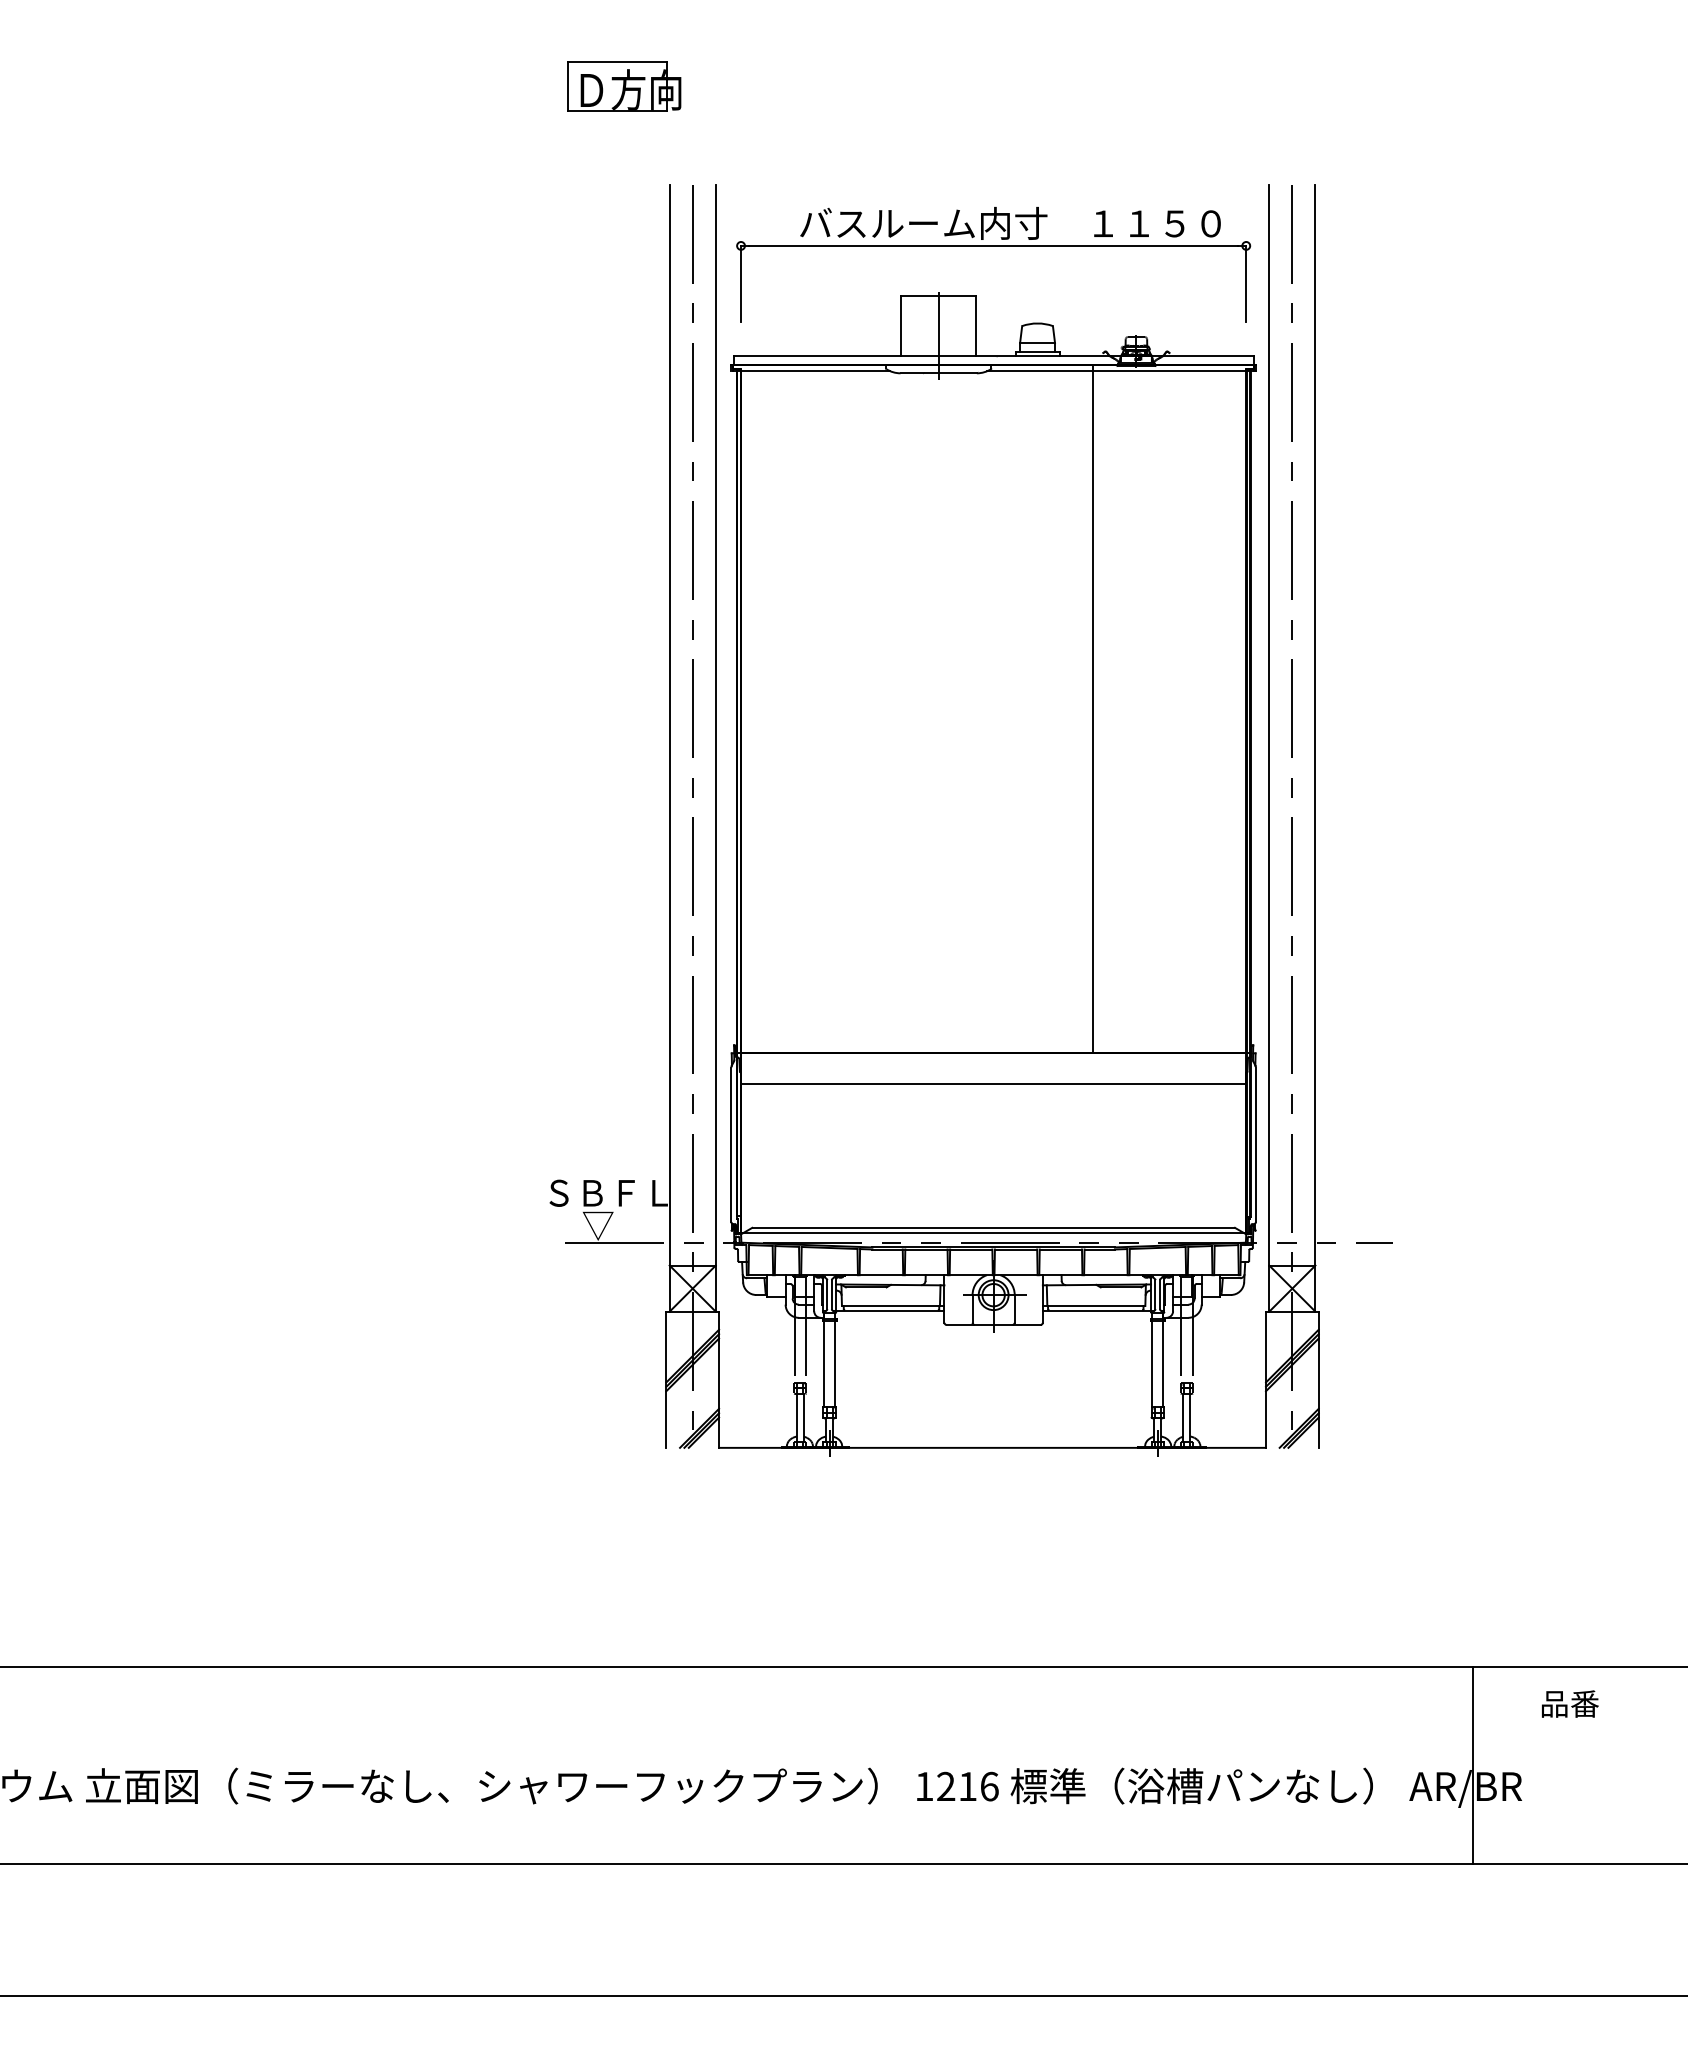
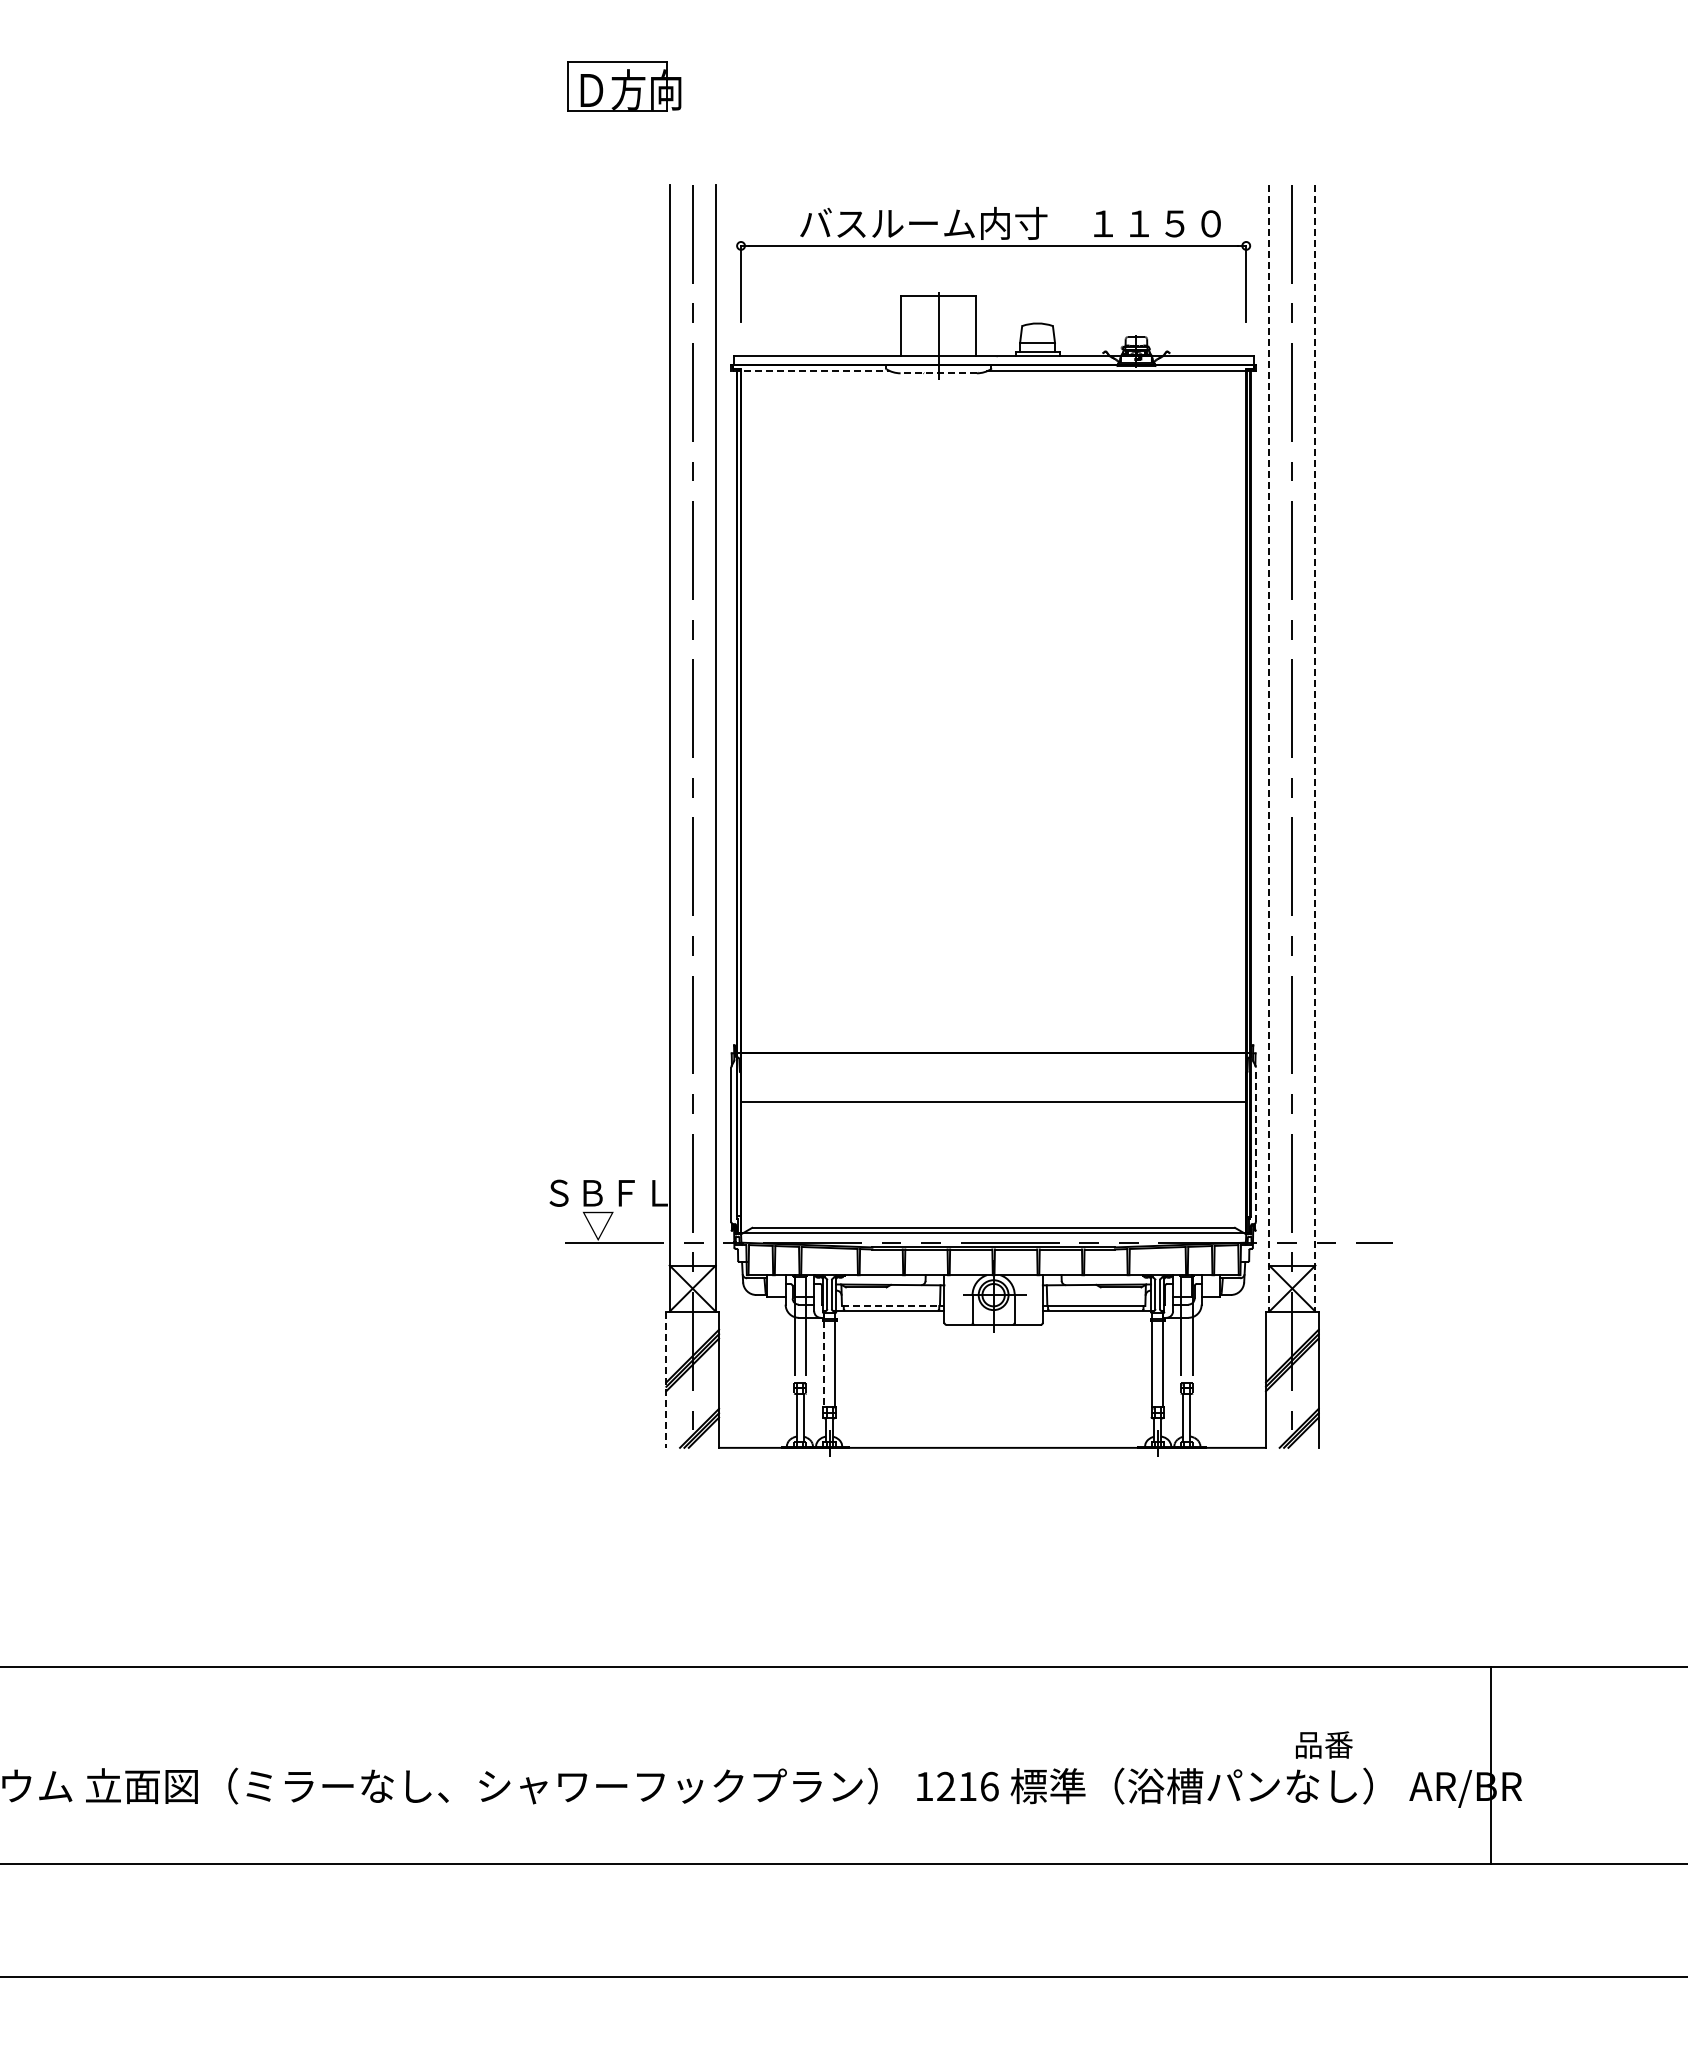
line: solid -> dashed (812, 371)
line: solid -> dashed (938, 373)
line: present -> none (1092, 708)
line: solid -> dashed (1269, 748)
line: solid -> dashed (1315, 748)
line position: (993, 1084) -> (993, 1102) (993, 1102)
line: solid -> dashed (1255, 1144)
line: solid -> dashed (893, 1305)
line: solid -> dashed (823, 1364)
line: solid -> dashed (666, 1380)
text position: (1570, 1703) -> (1324, 1744) (1324, 1744)
line position: (1473, 1765) -> (1491, 1765) (1491, 1765)
line position: (843, 1996) -> (843, 1977) (843, 1977)
